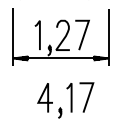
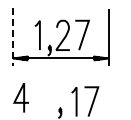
line: solid -> dashed (13, 37)
line position: (42, 97) -> (18, 97) (18, 97)
part position: (86, 99) -> (91, 103) (91, 103)
